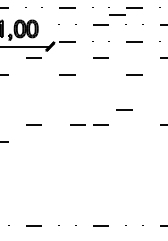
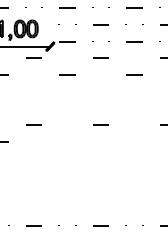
line: present -> none (117, 14)
line: present -> none (124, 109)
line: present -> none (77, 124)
